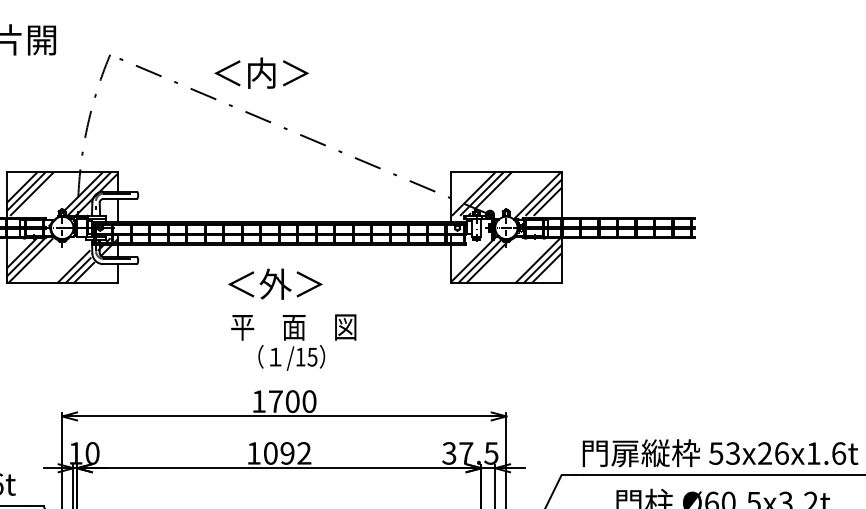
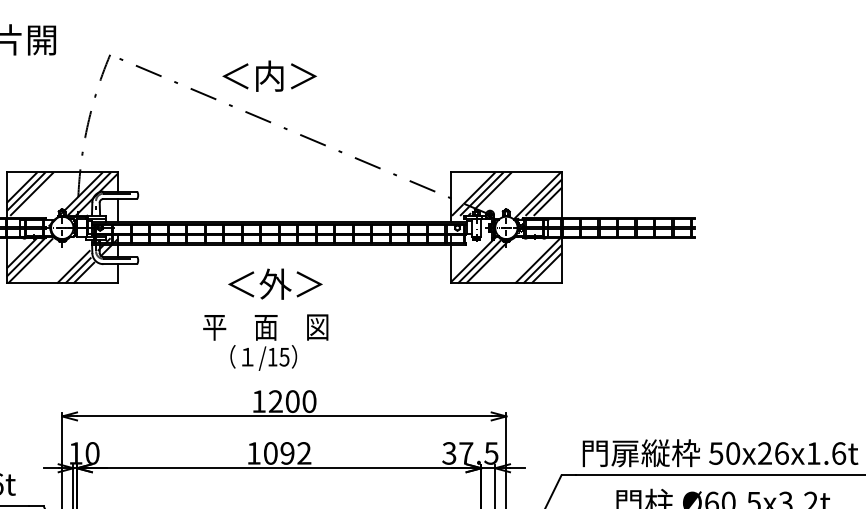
text position: (261, 72) -> (269, 75) (269, 75)
text position: (293, 342) -> (265, 342) (265, 342)
text: 1700 -> 1200 (275, 401)
text: 53x26x1.6t -> 50x26x1.6t (733, 453)
